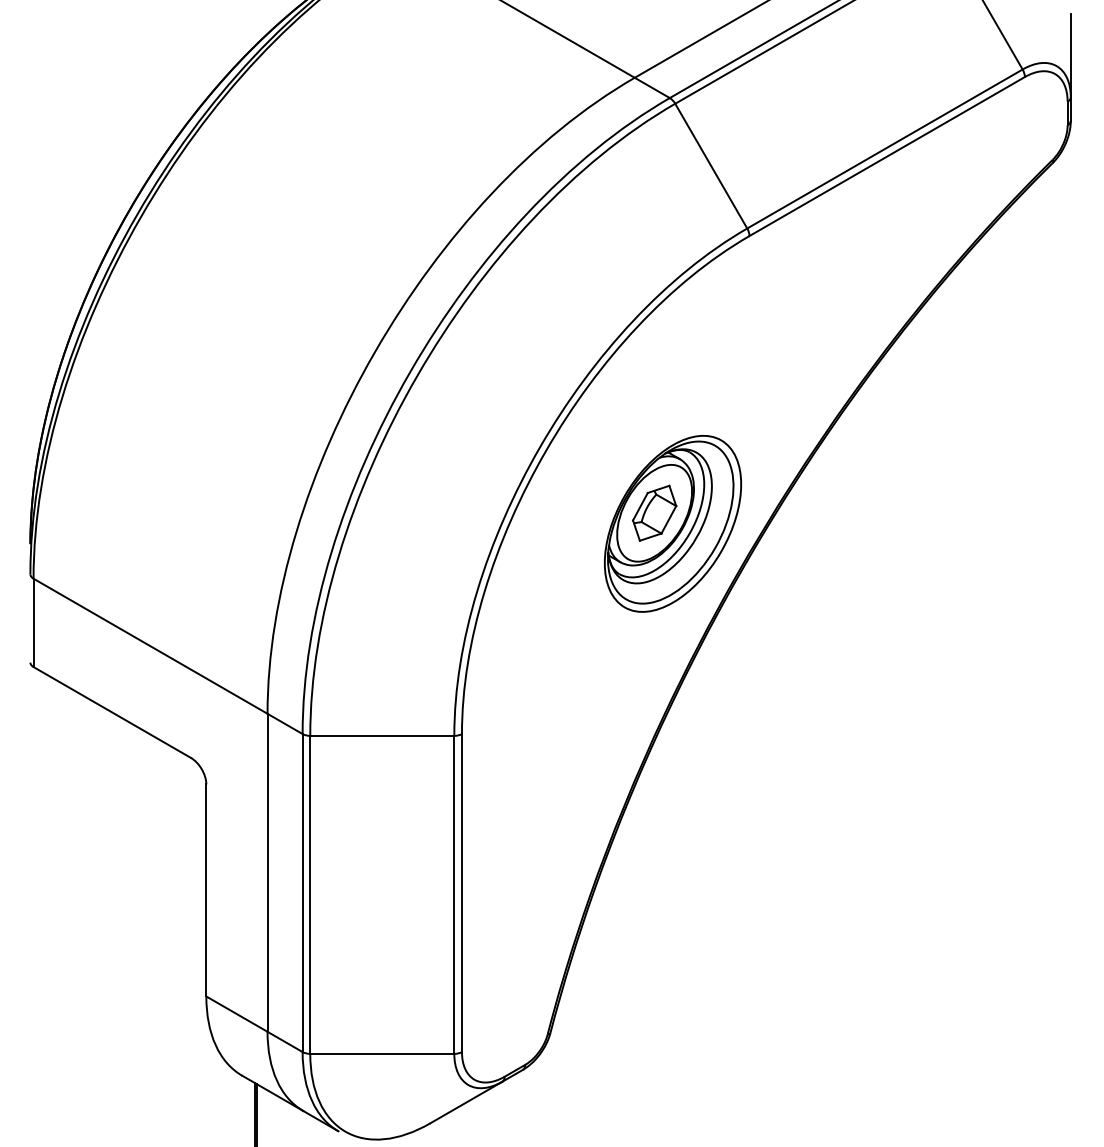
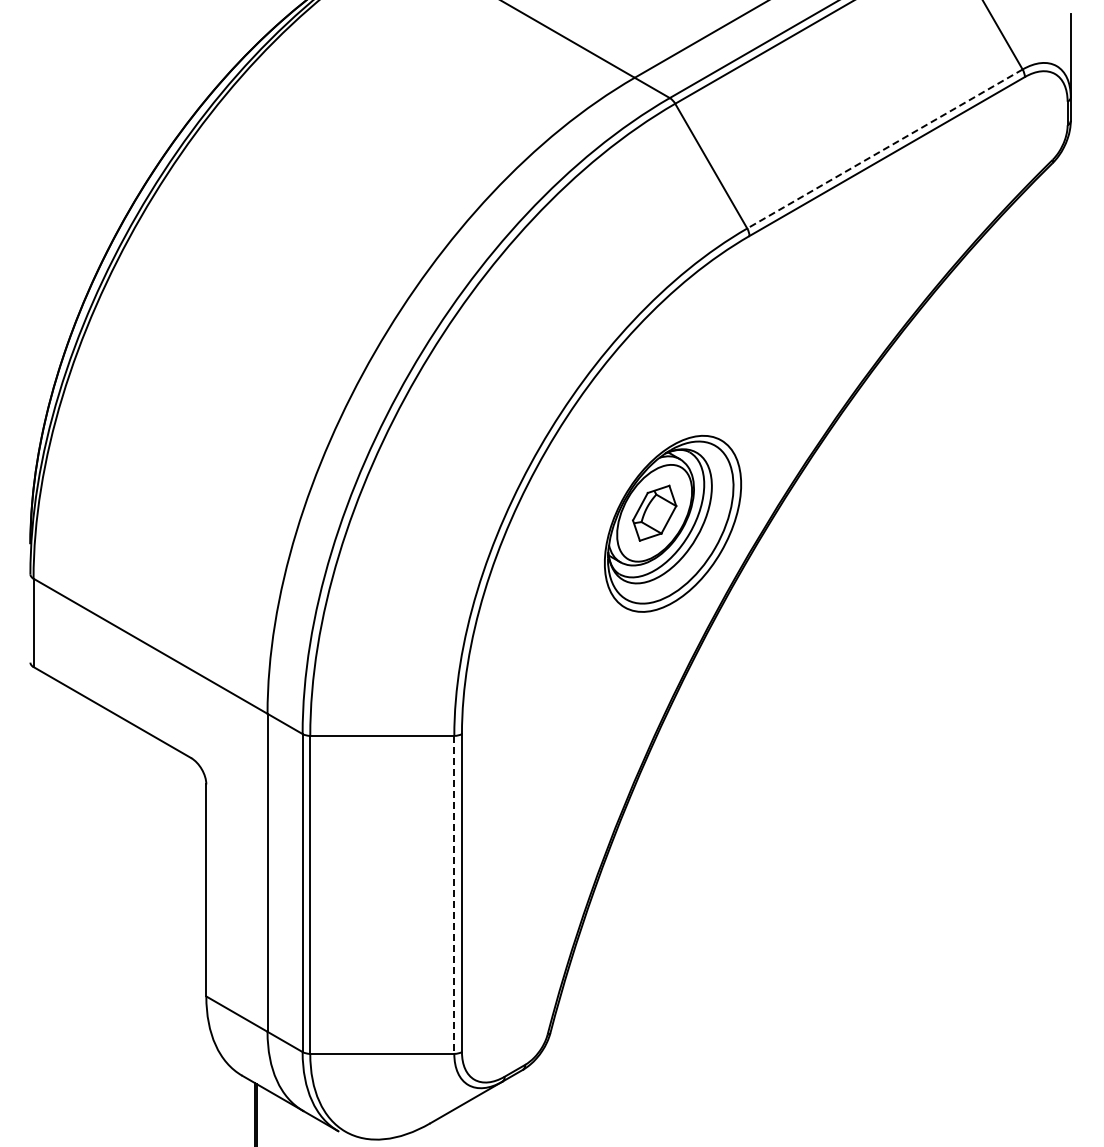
line: solid -> dashed (884, 149)
line: solid -> dashed (454, 894)
